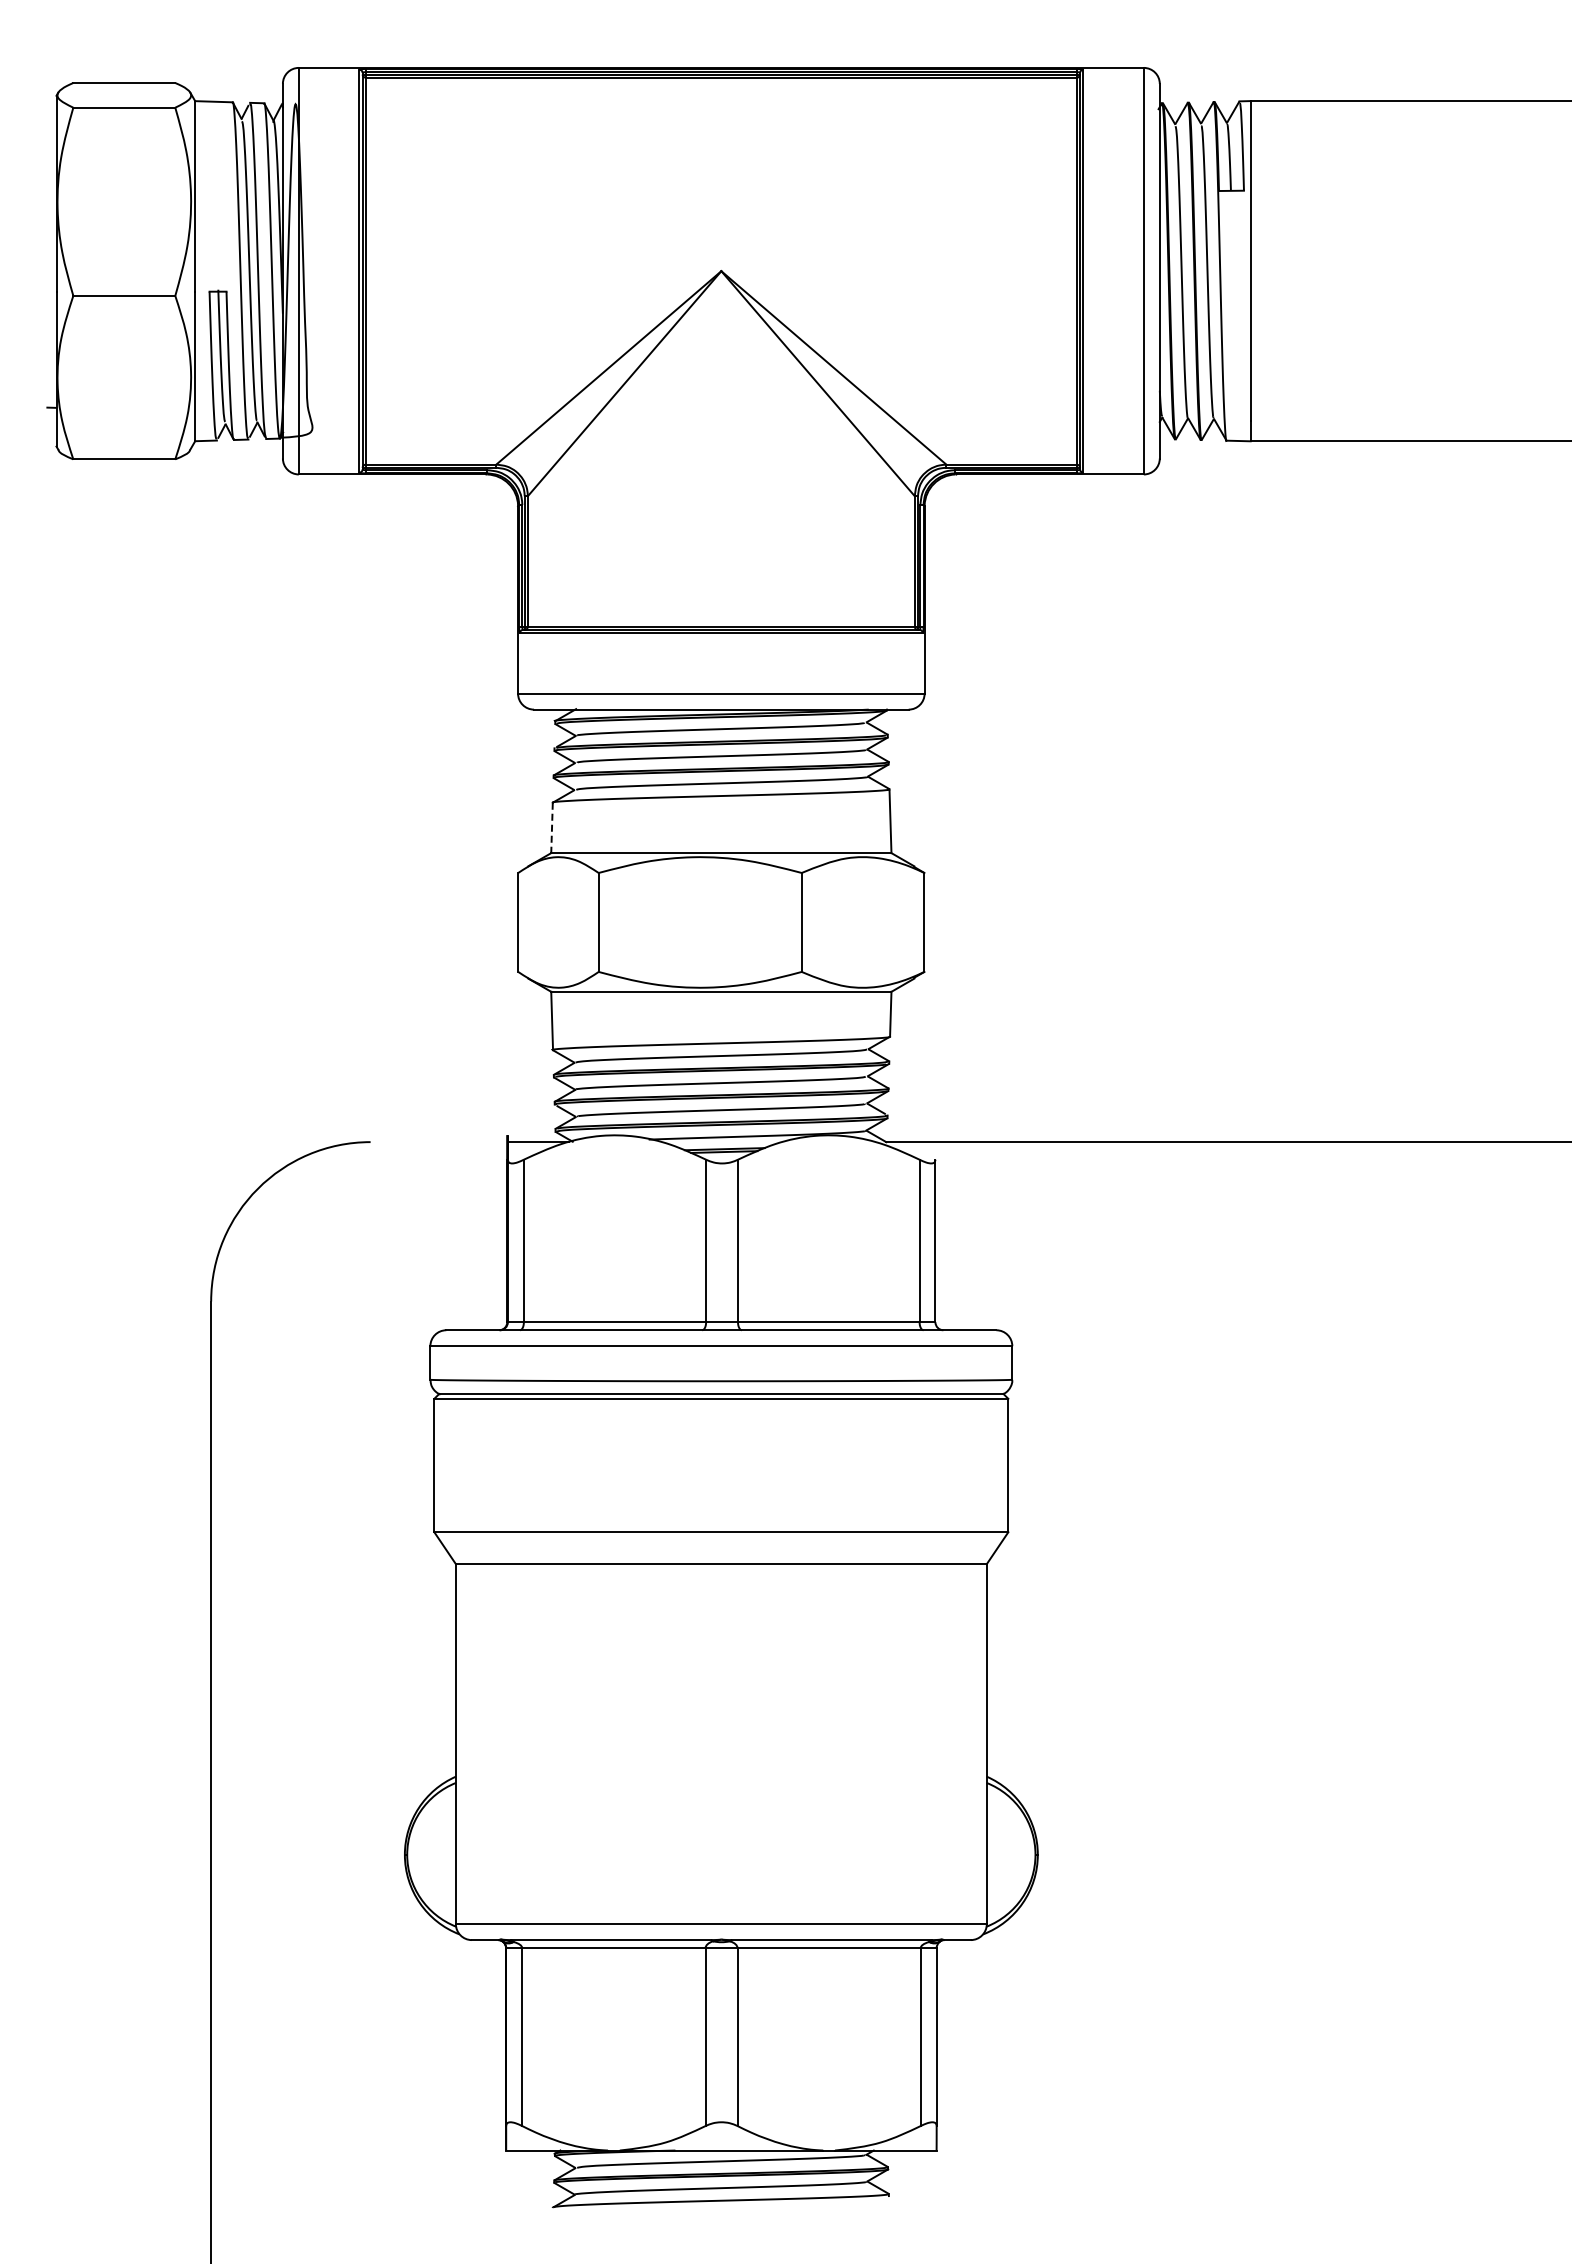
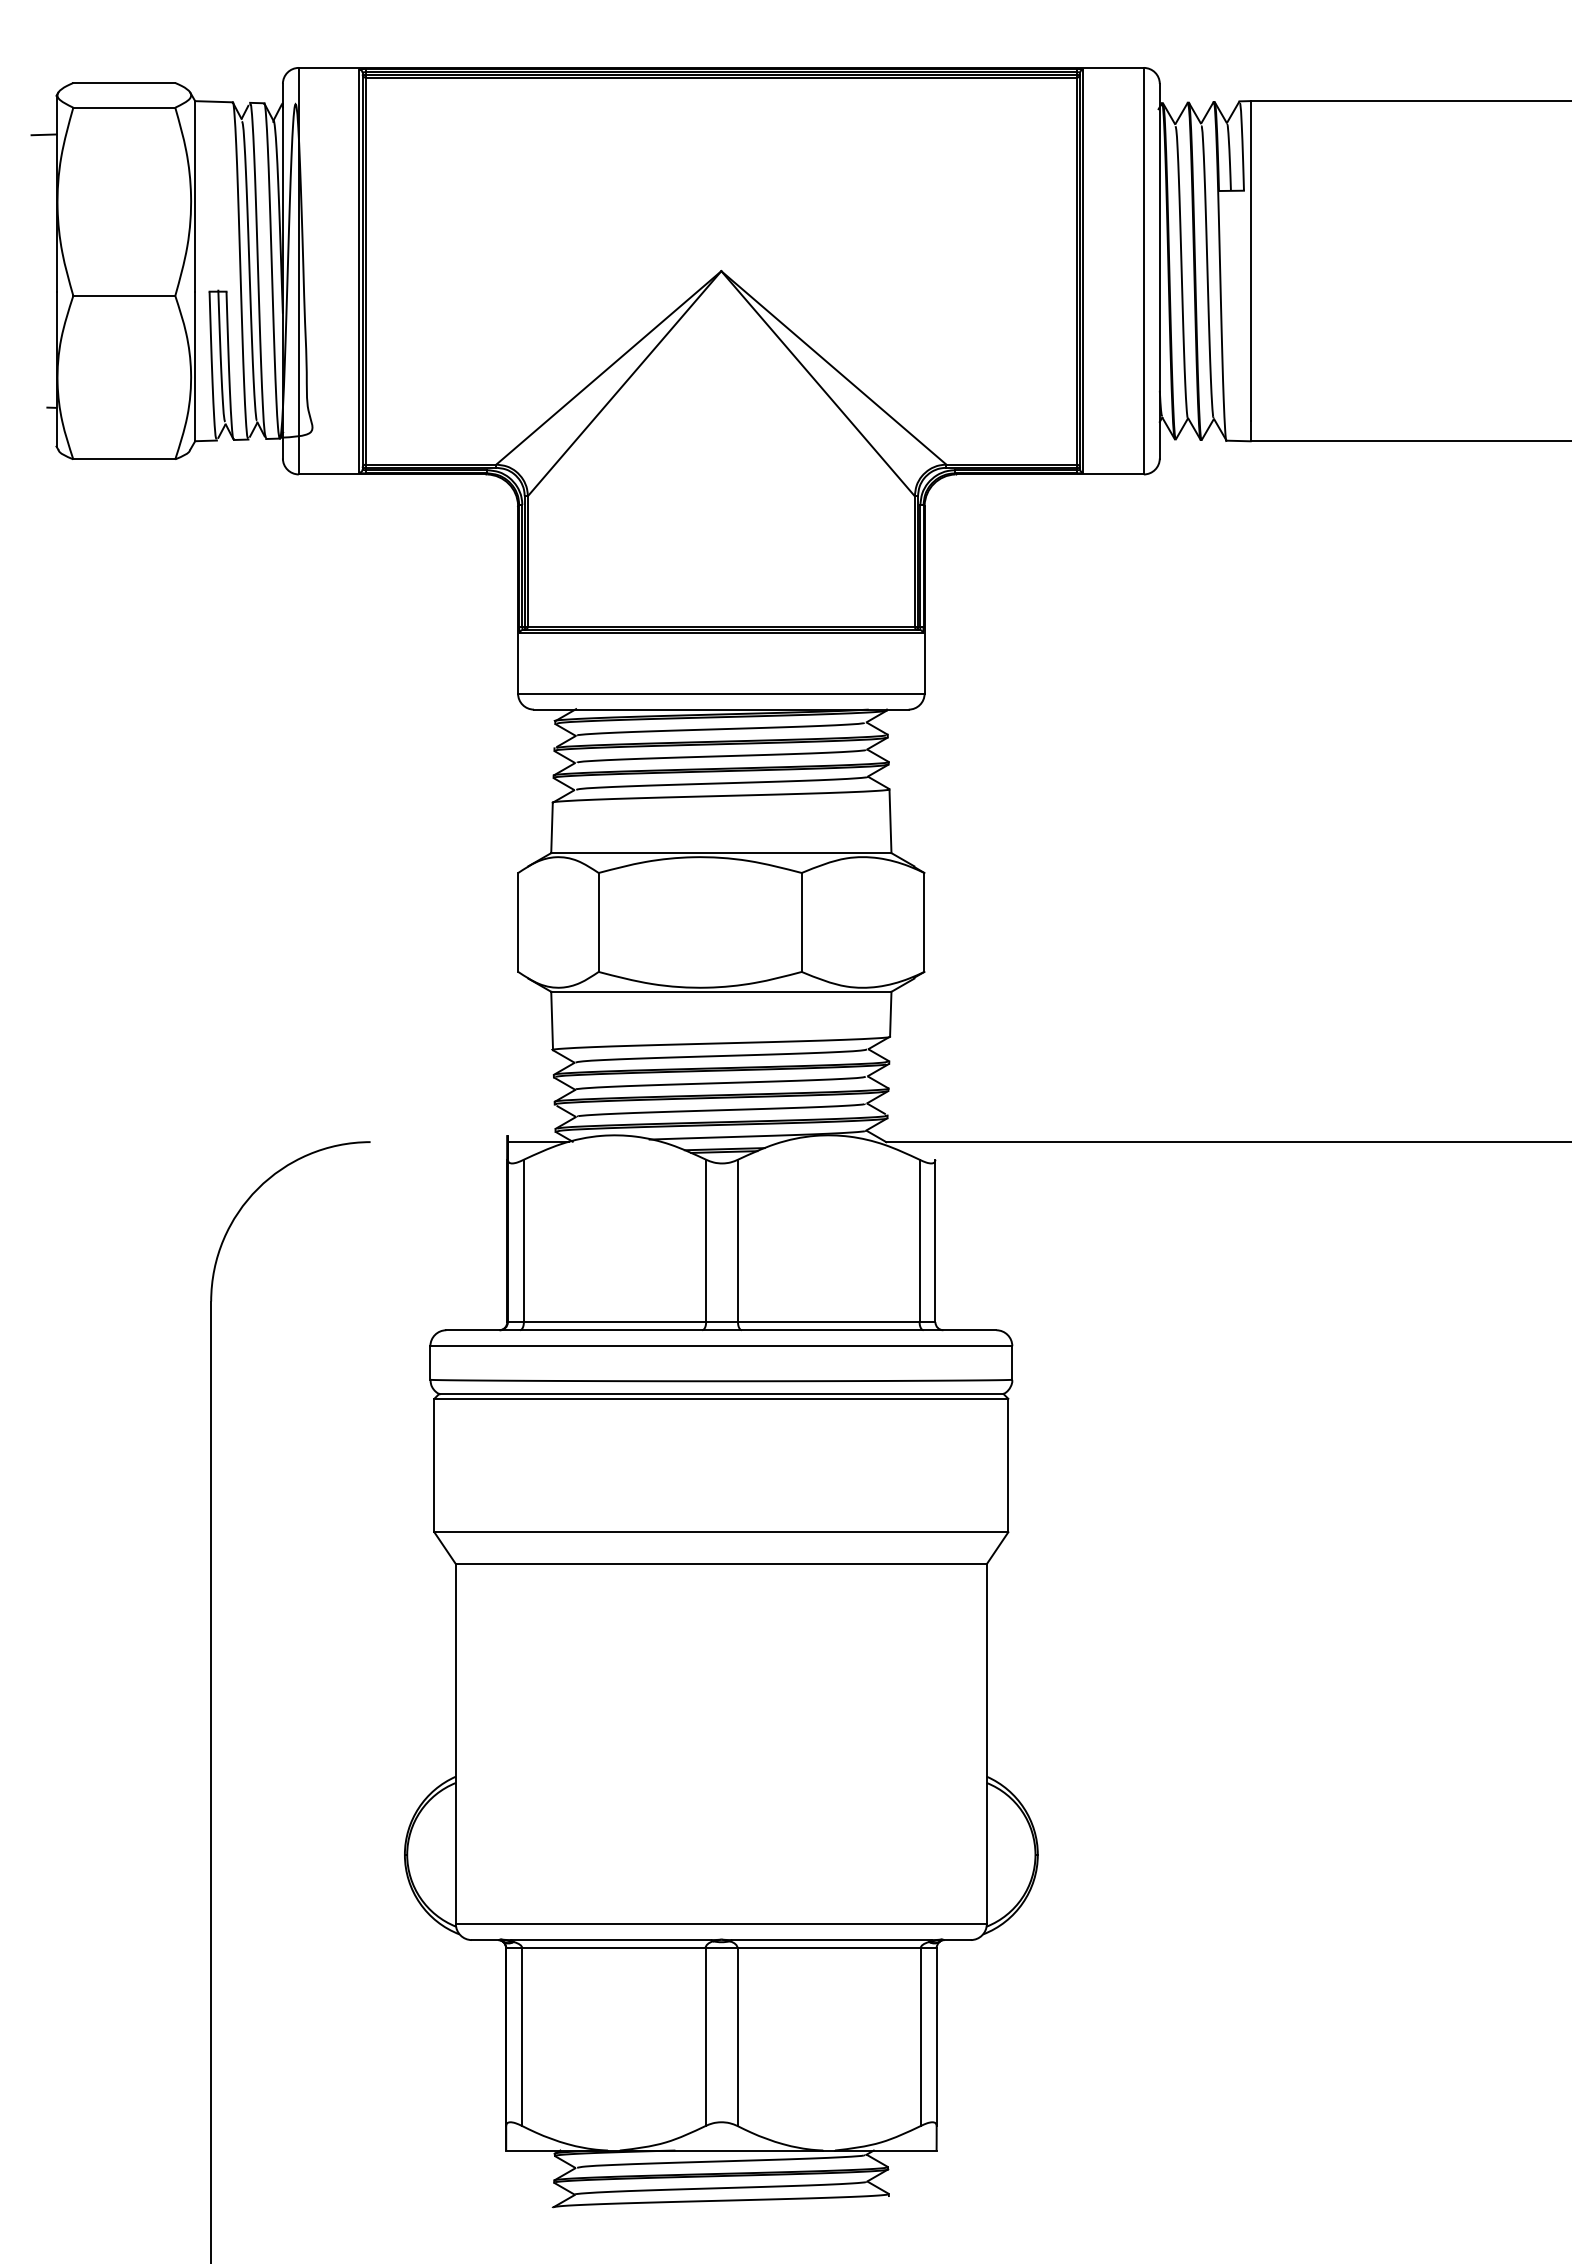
line: none -> present (43, 134)
line: dashed -> solid (552, 828)
